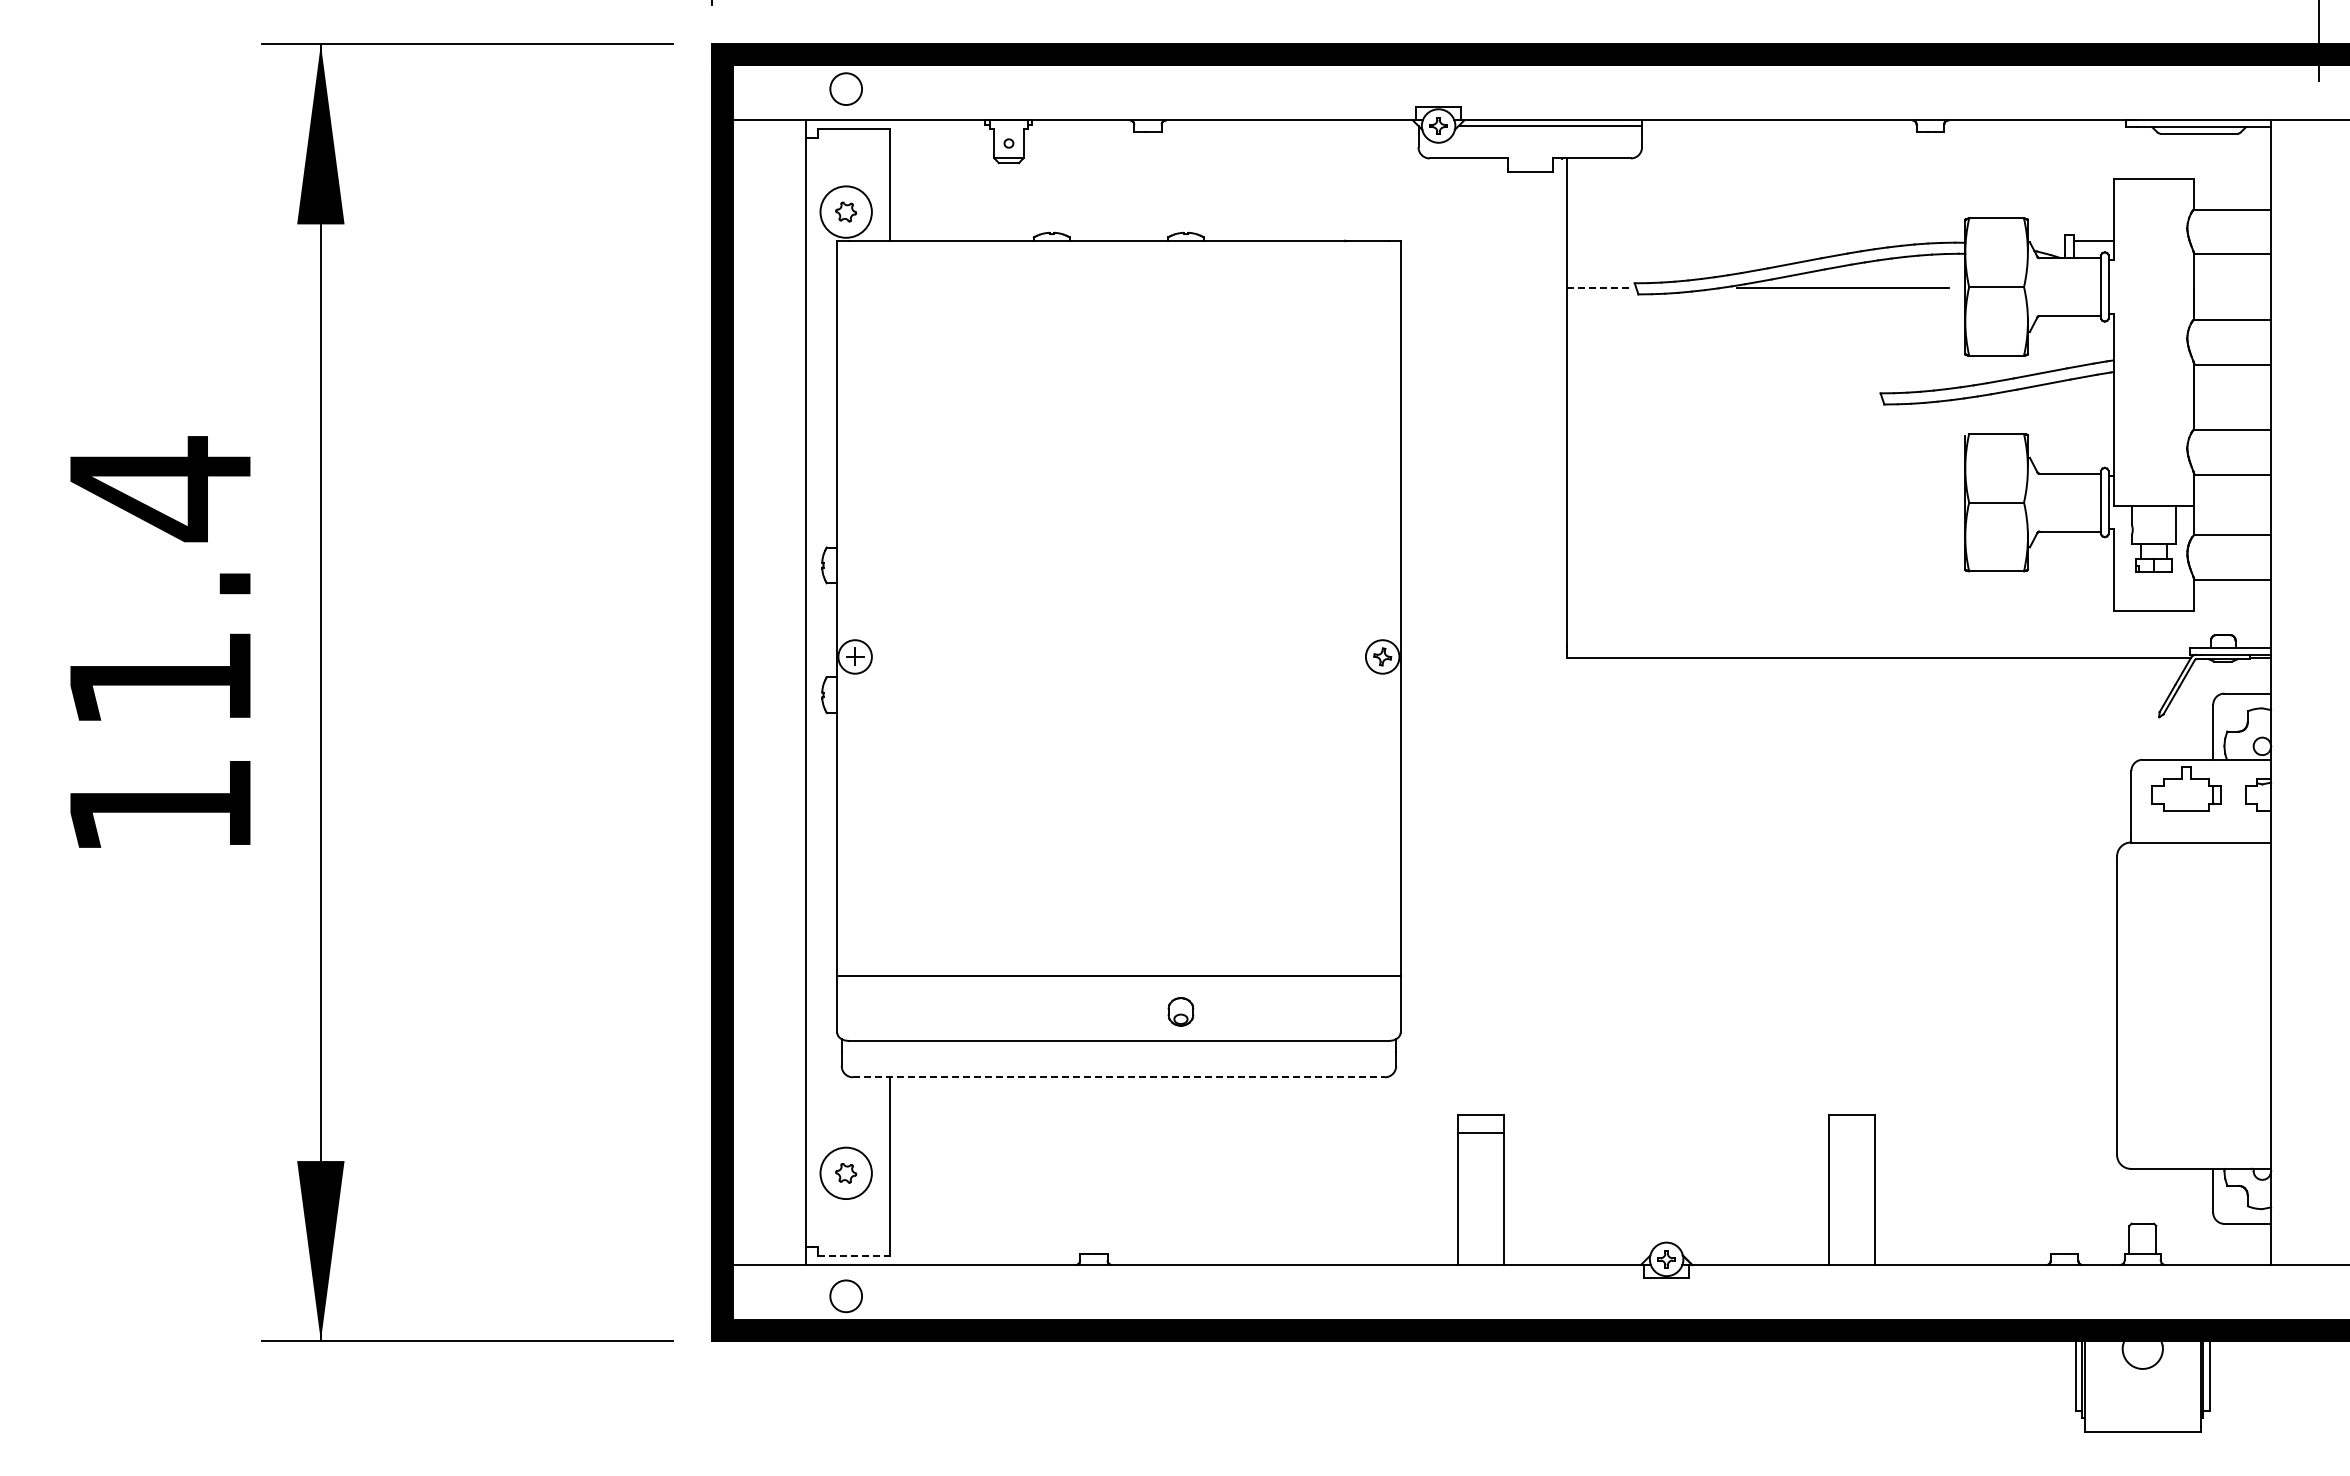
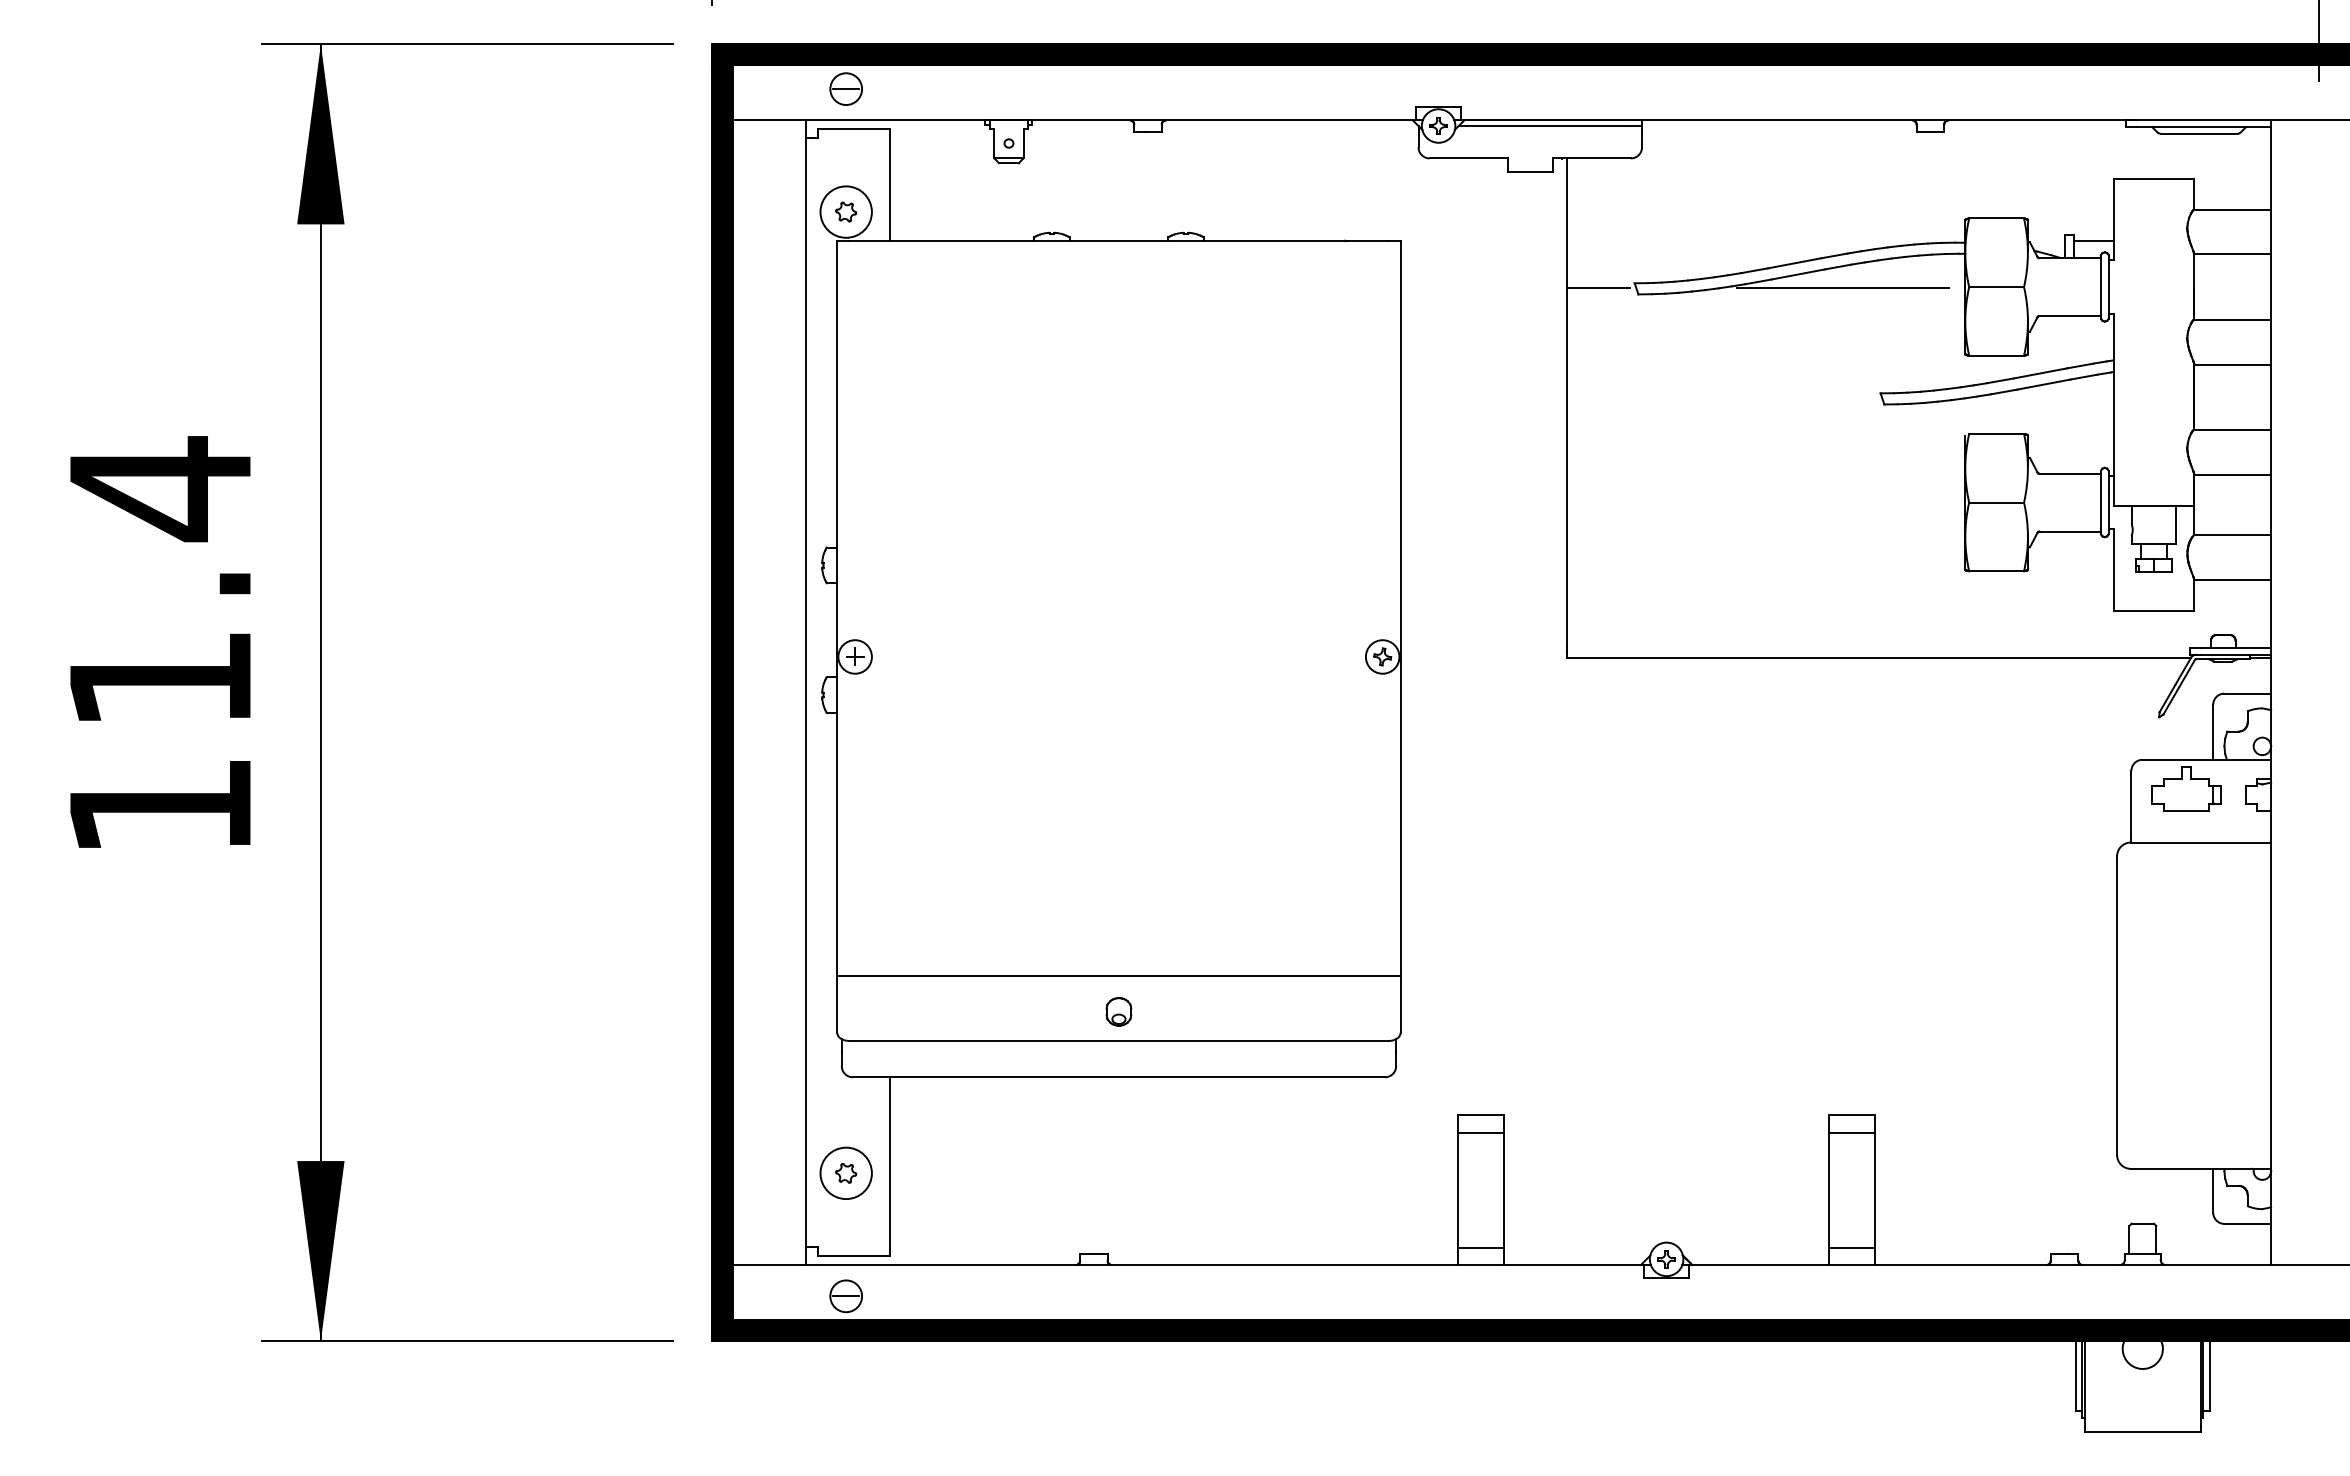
line: none -> present (846, 89)
line: dashed -> solid (1598, 288)
part position: (1180, 1011) -> (1118, 1011) (1118, 1011)
line: dashed -> solid (1119, 1077)
line: none -> present (1851, 1133)
line: none -> present (1480, 1247)
line: none -> present (1851, 1247)
line: dashed -> solid (854, 1256)
line: none -> present (846, 1296)
